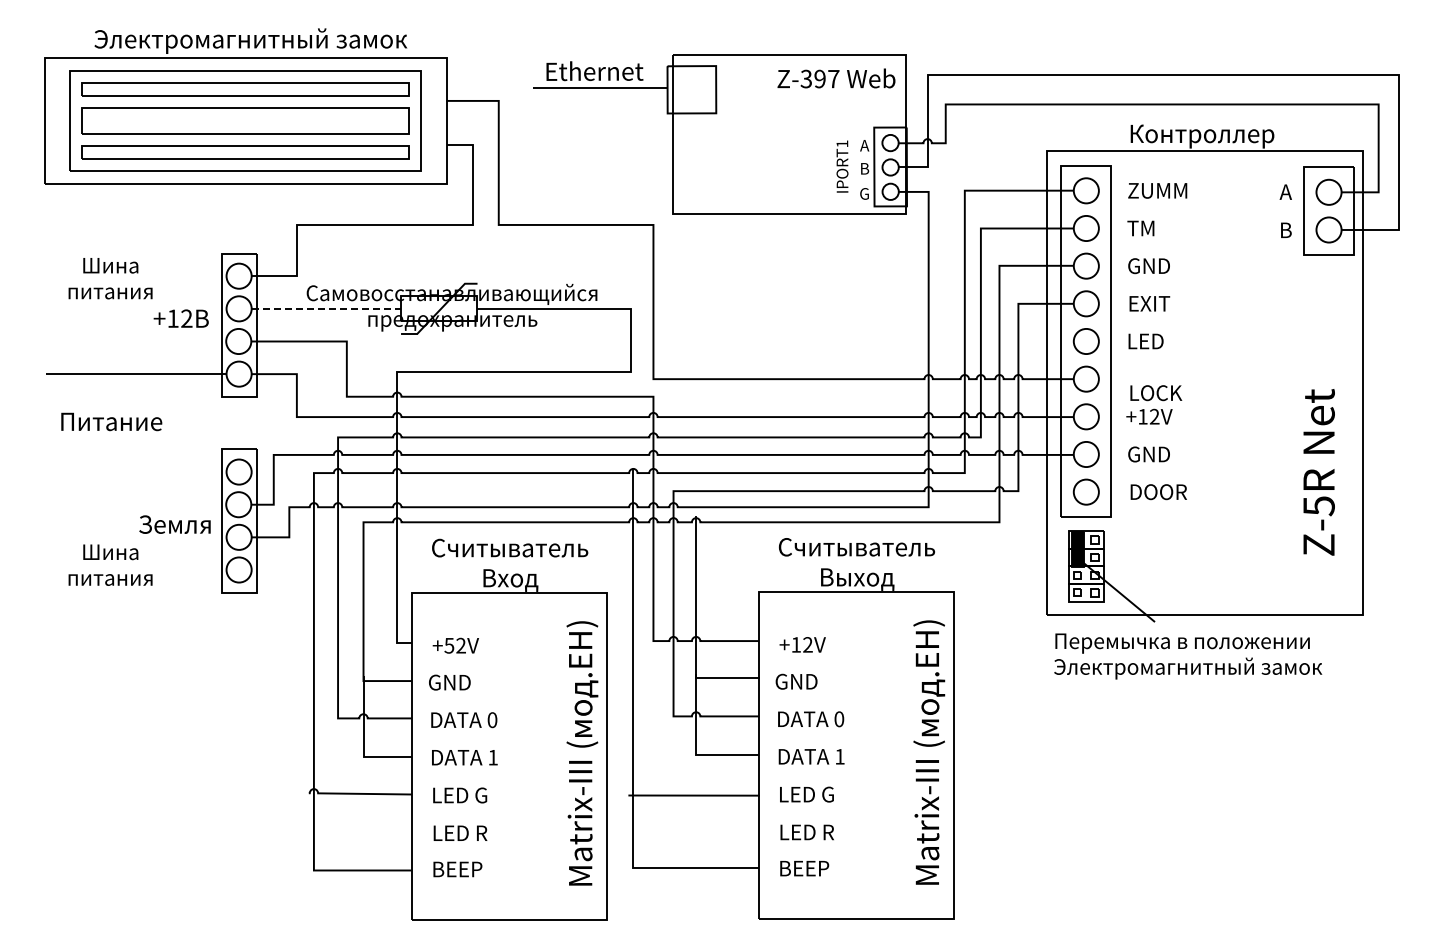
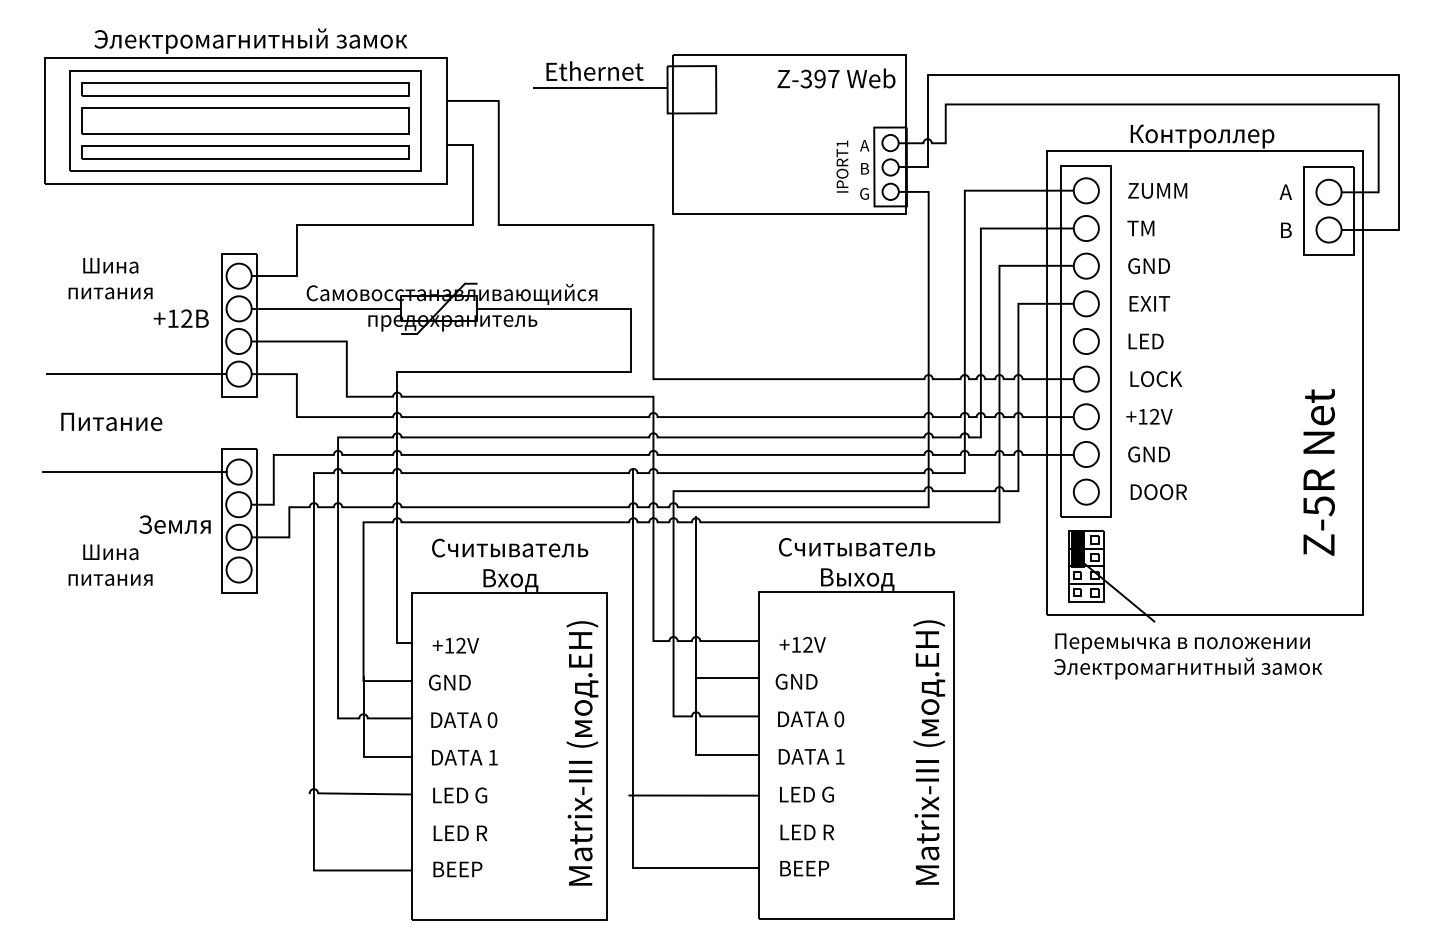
line: dashed -> solid (327, 309)
text position: (1156, 393) -> (1156, 379) (1156, 379)
line: none -> present (134, 472)
text: +52V -> +12V (449, 645)
